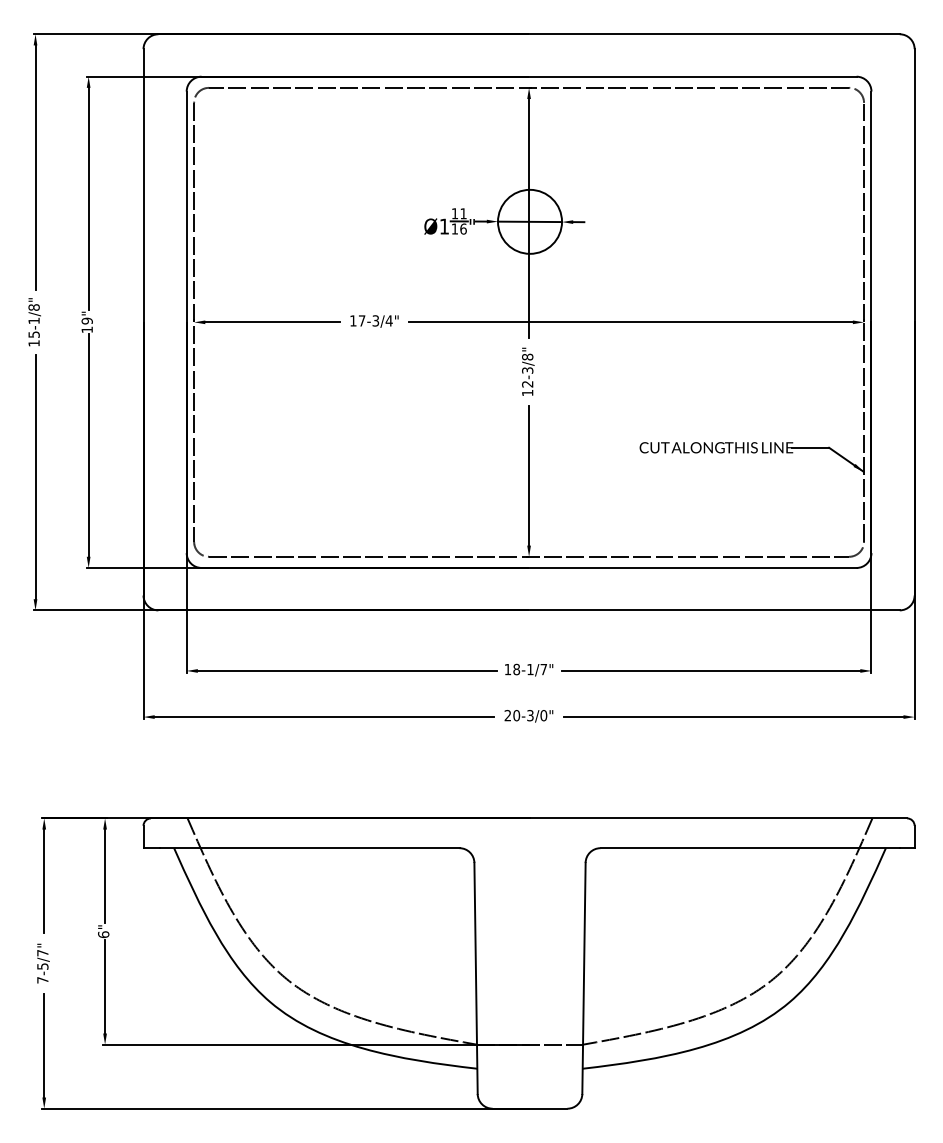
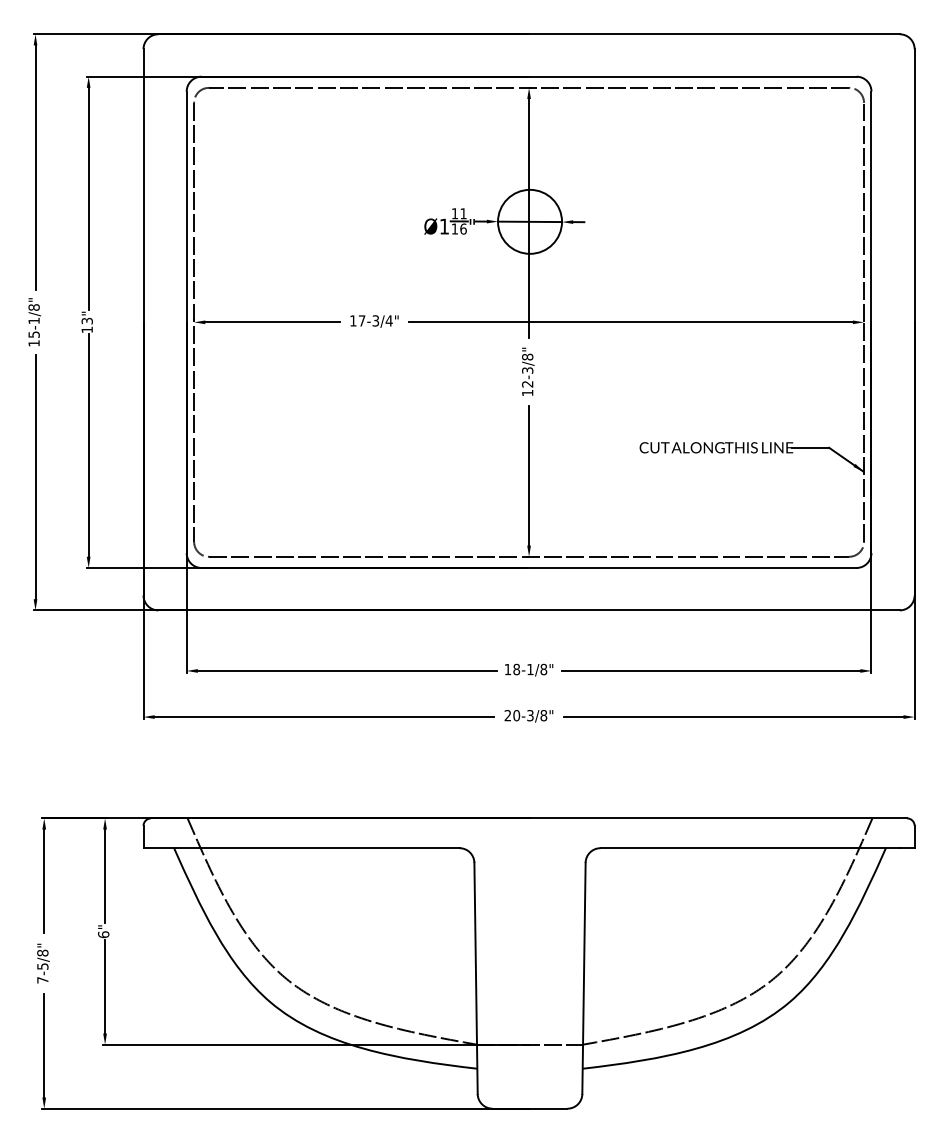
text: 19" -> 13" (86, 320)
text: 18-1/7" -> 18-1/8" (543, 669)
text: 20-3/0" -> 20-3/8" (543, 715)
text: 7-5/7" -> 7-5/8" (42, 952)
